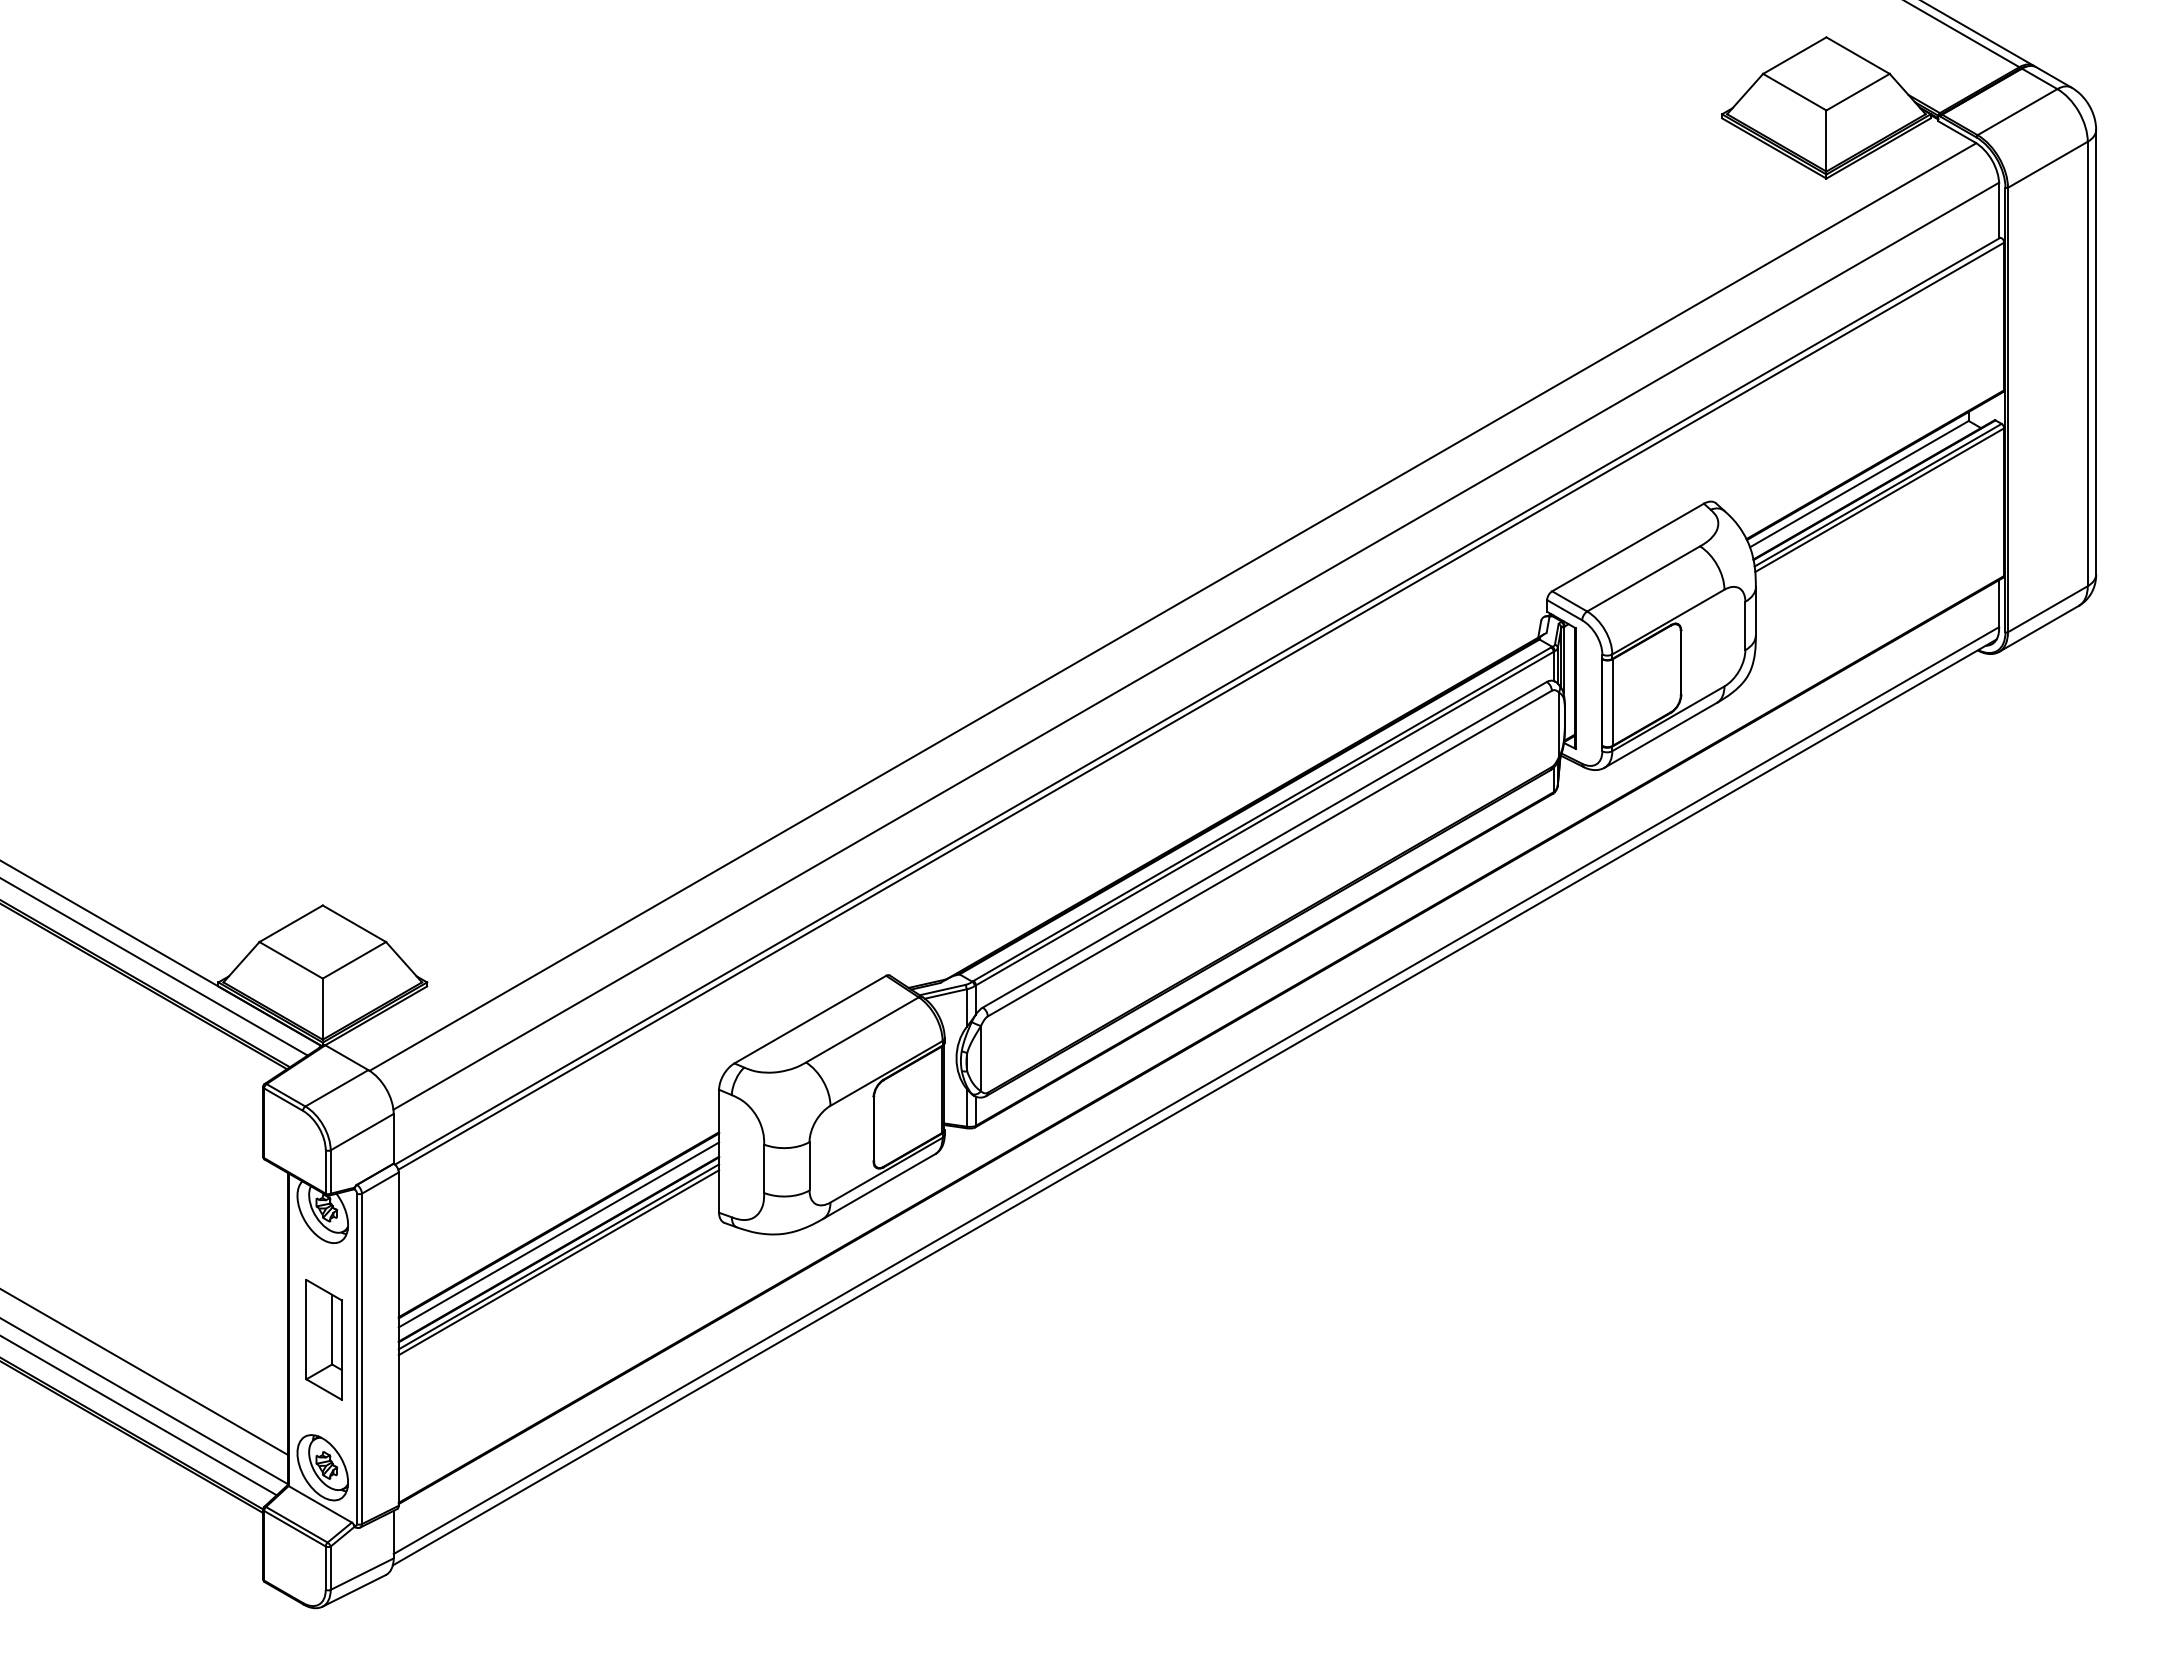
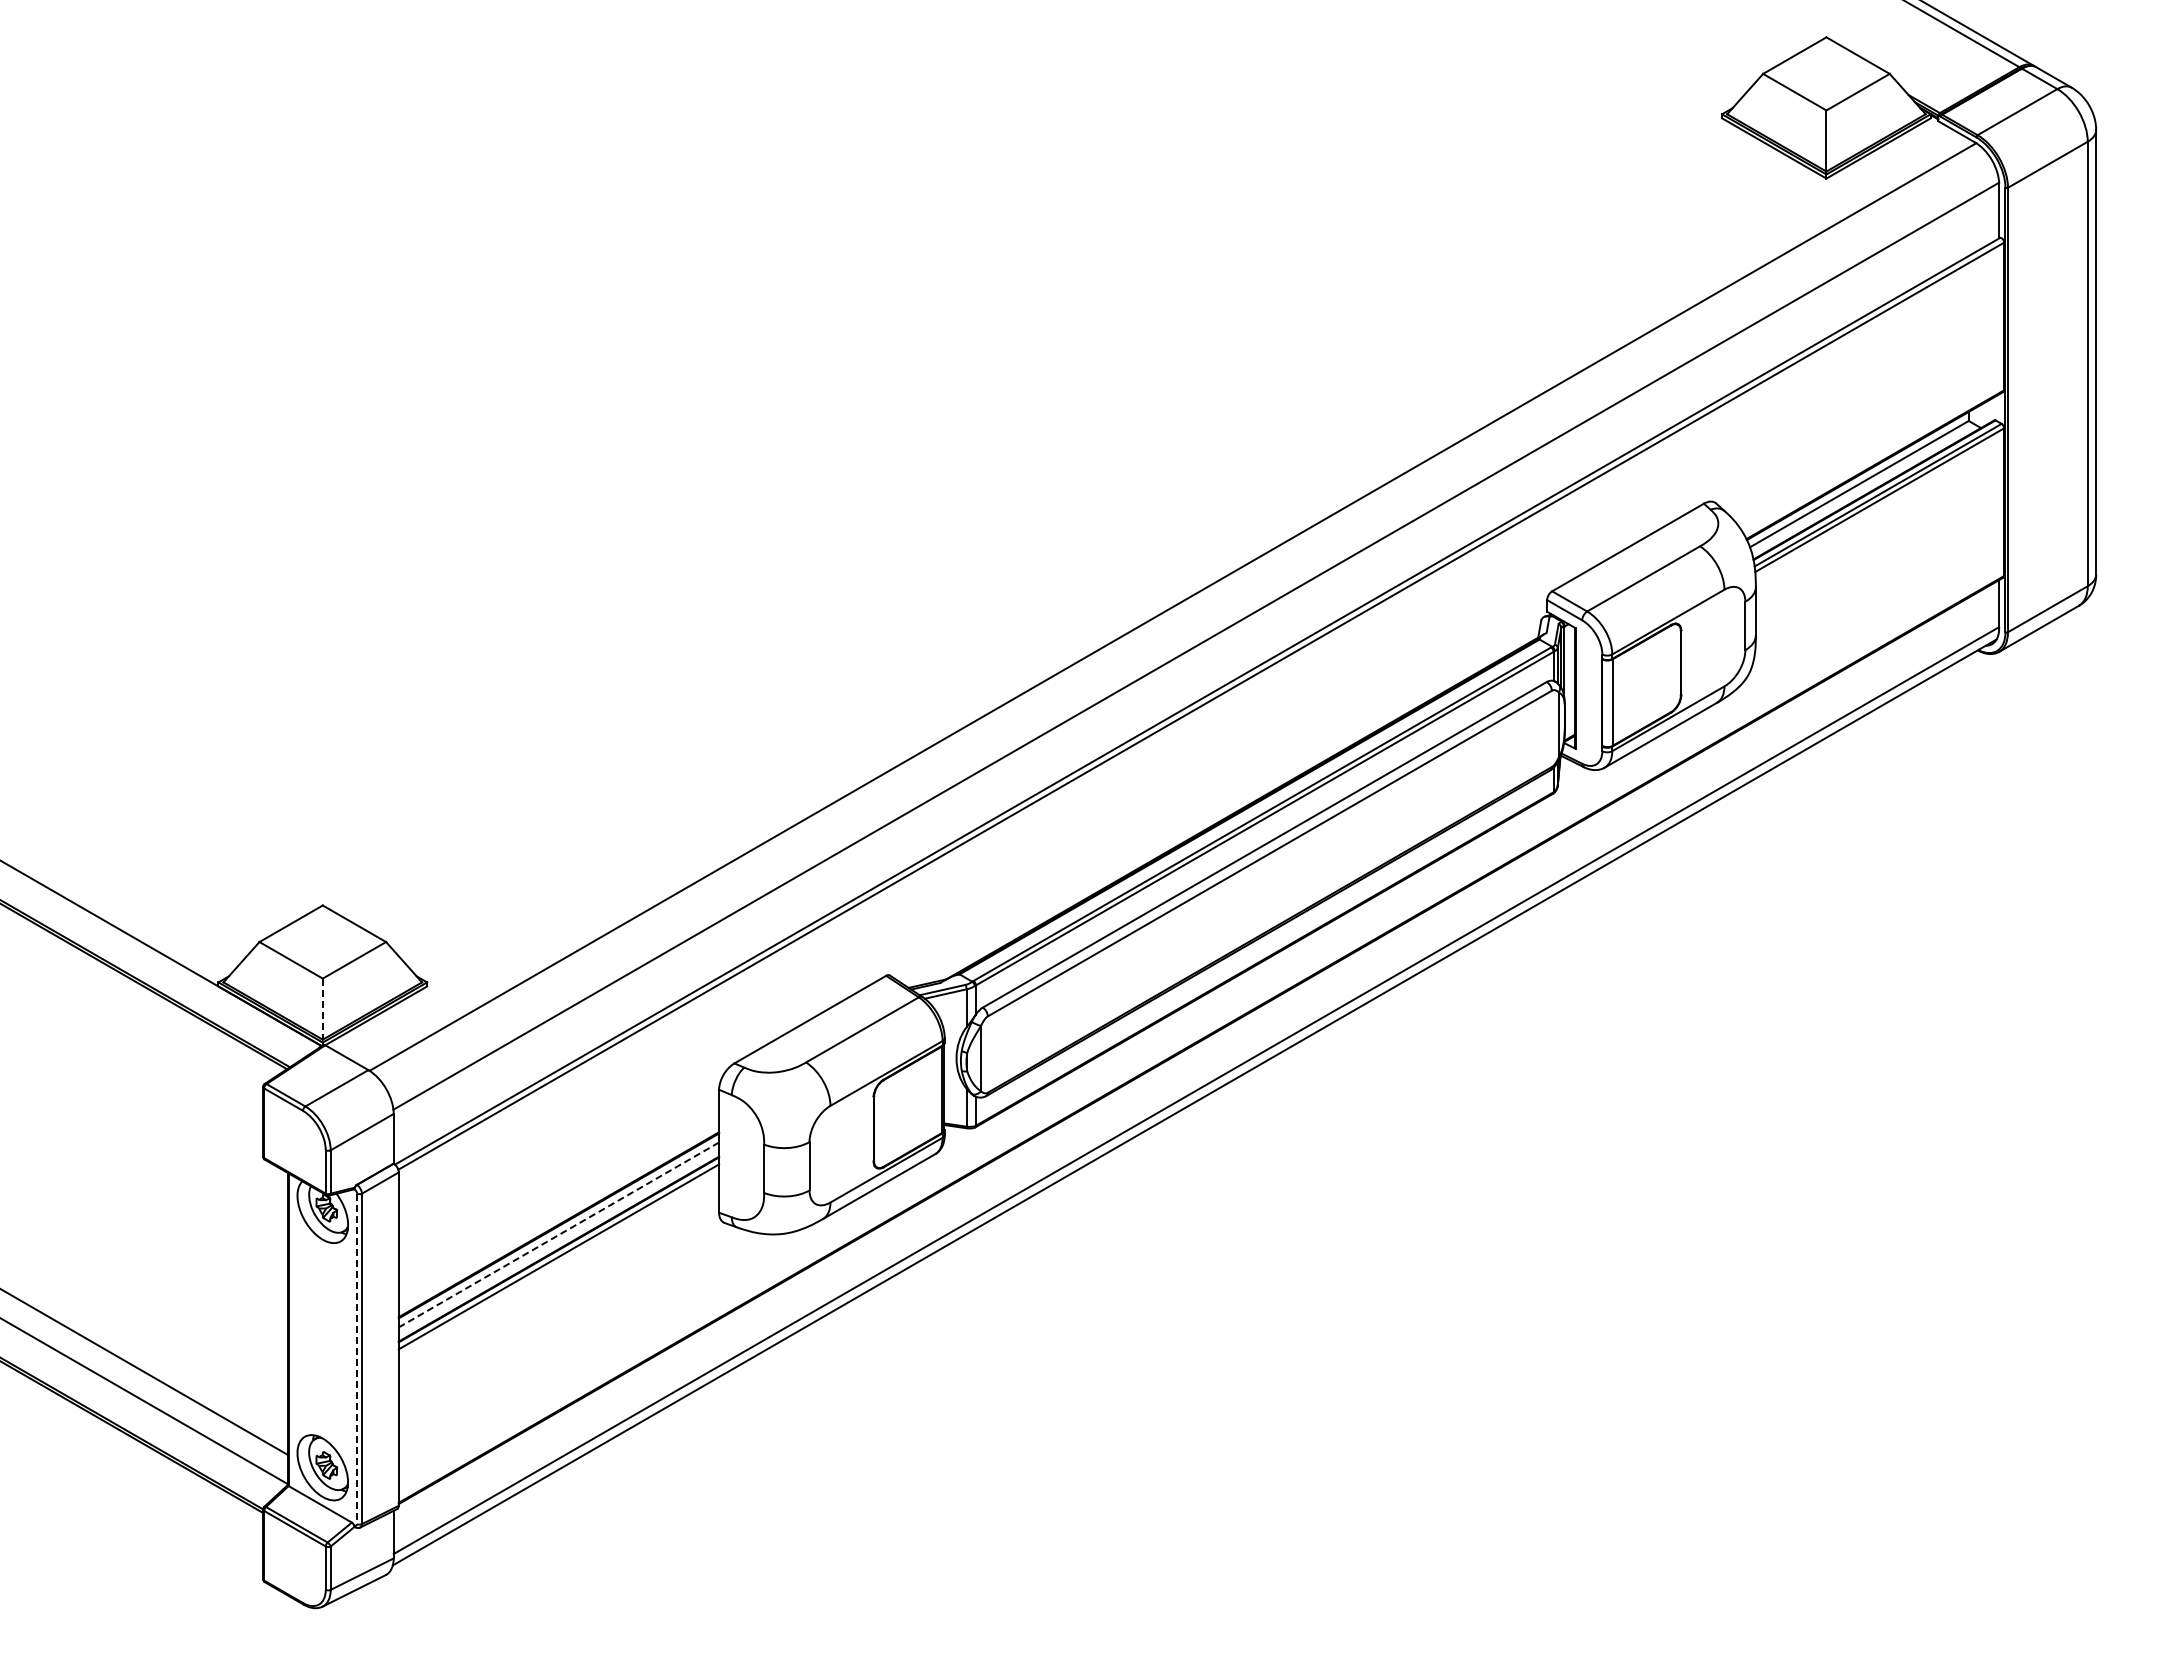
line: present -> none (154, 967)
line: solid -> dashed (322, 1009)
line: solid -> dashed (558, 1234)
line: present -> none (558, 1262)
part: present -> none (323, 1339)
line: solid -> dashed (357, 1359)
line: present -> none (139, 1415)
